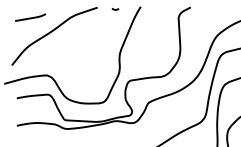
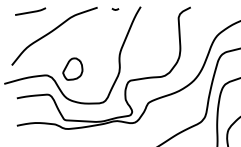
curve position: (30, 17) -> (30, 11) (30, 11)
part: none -> present (72, 68)
